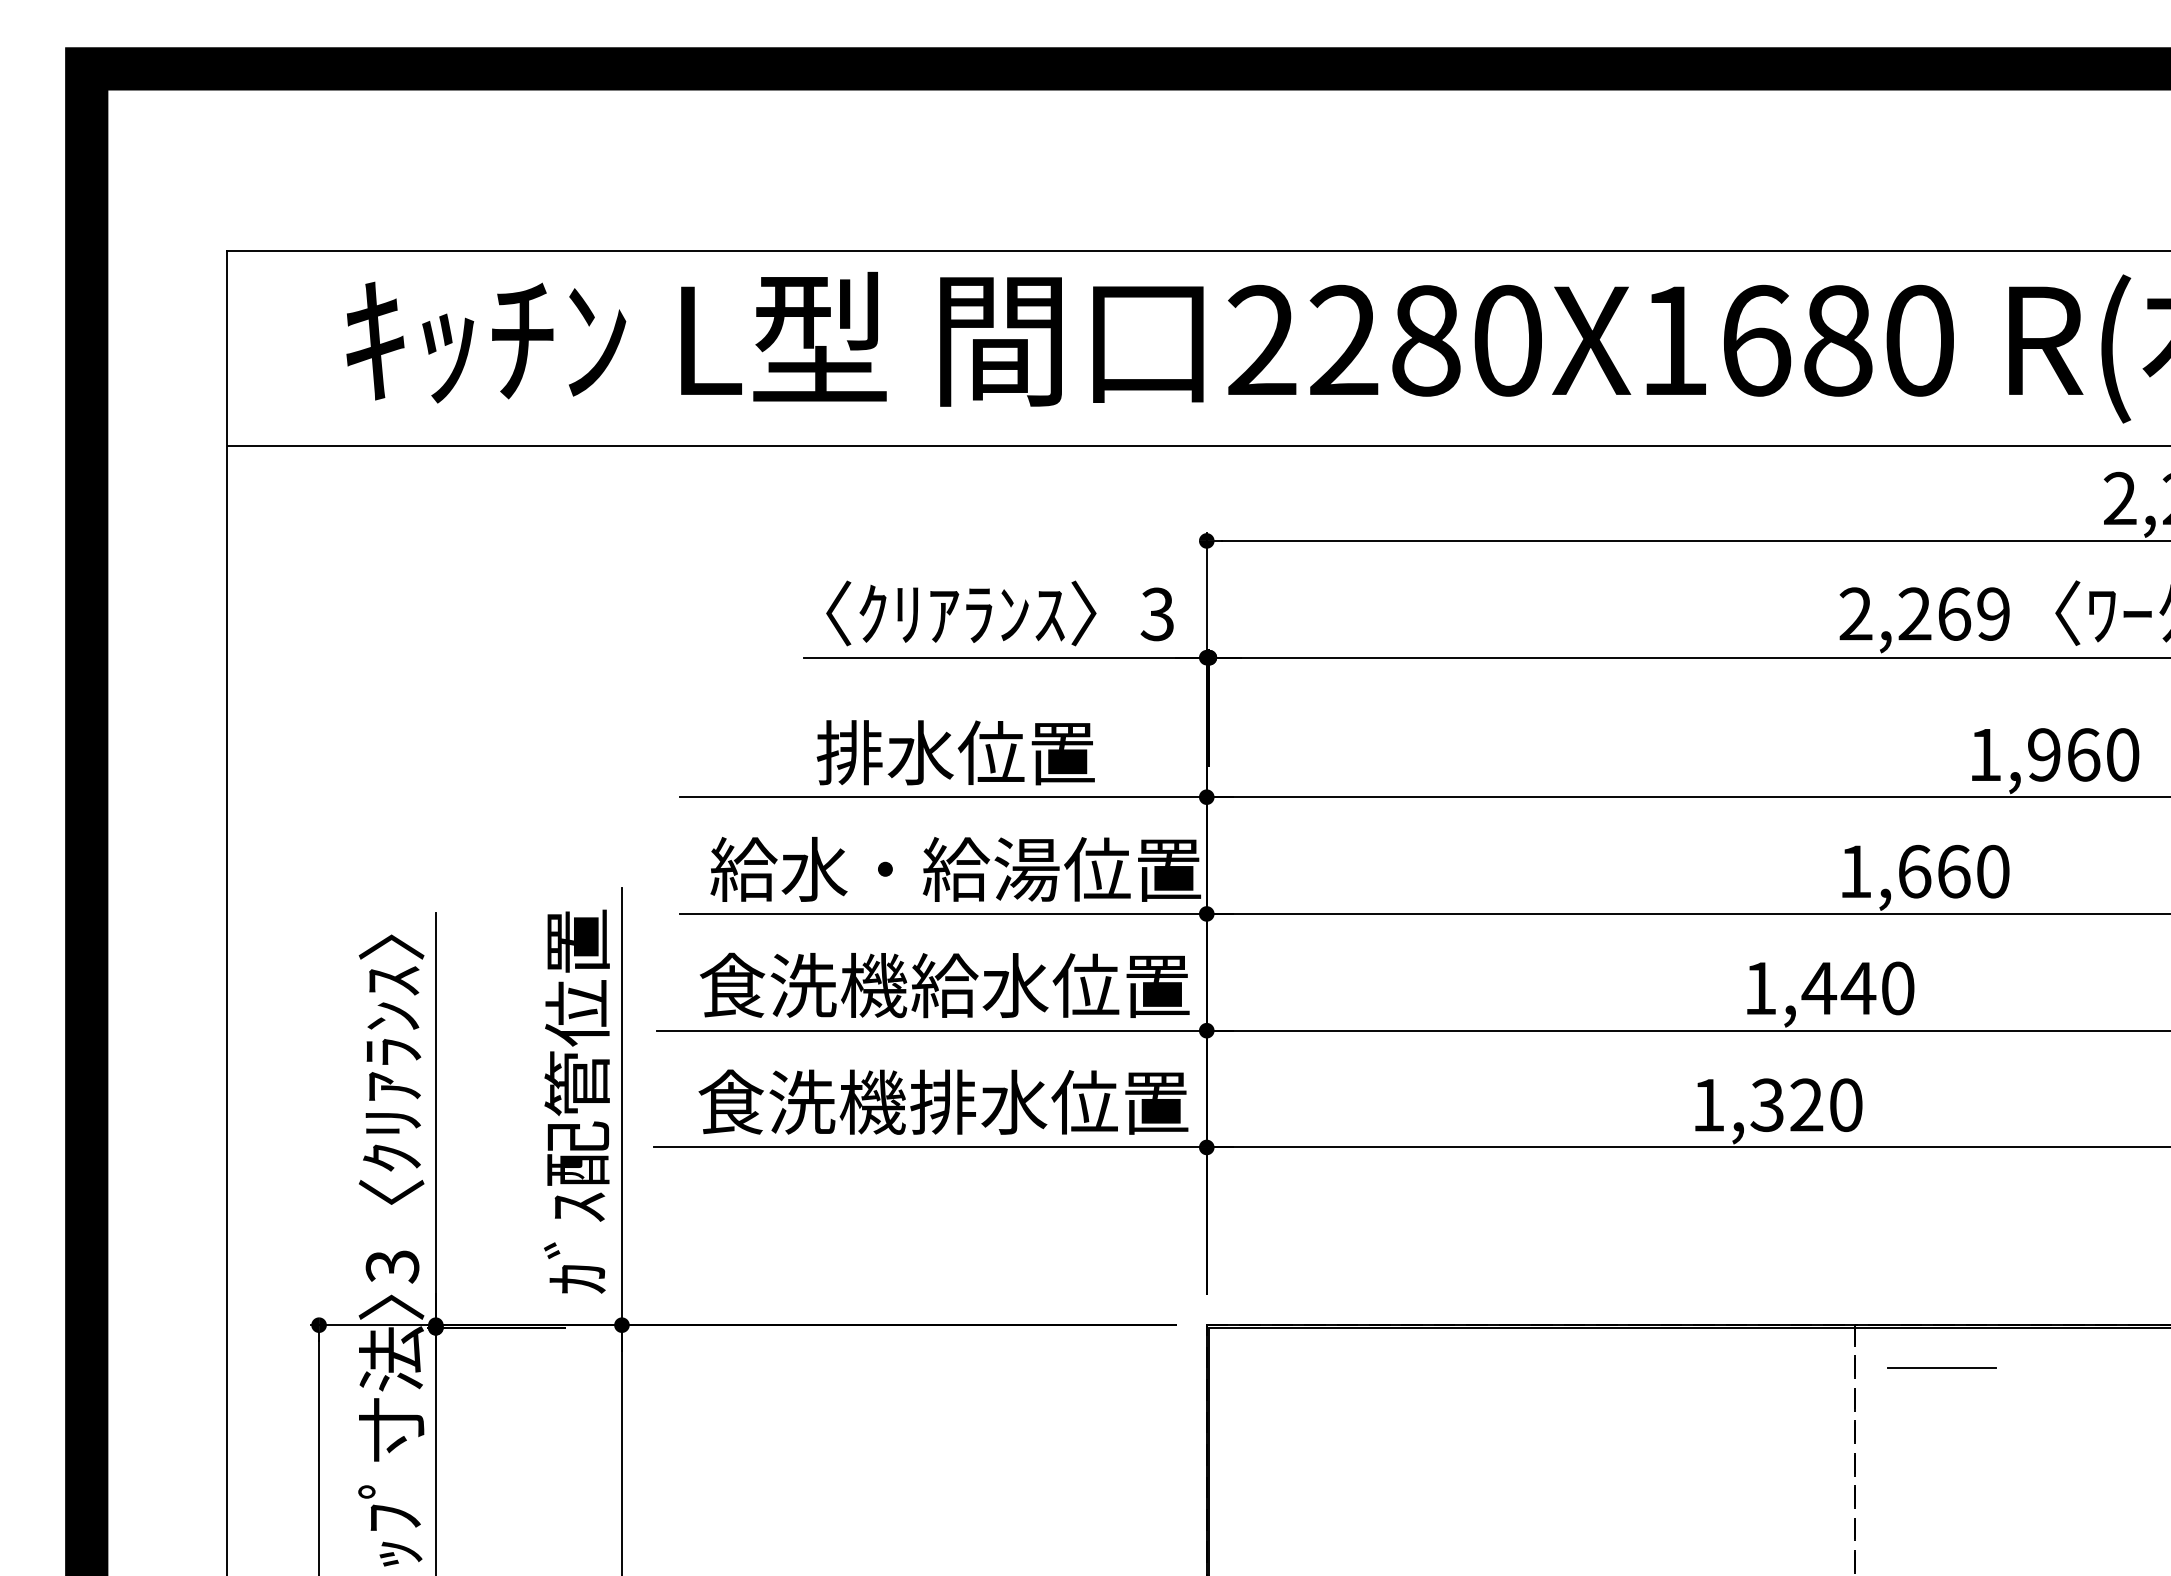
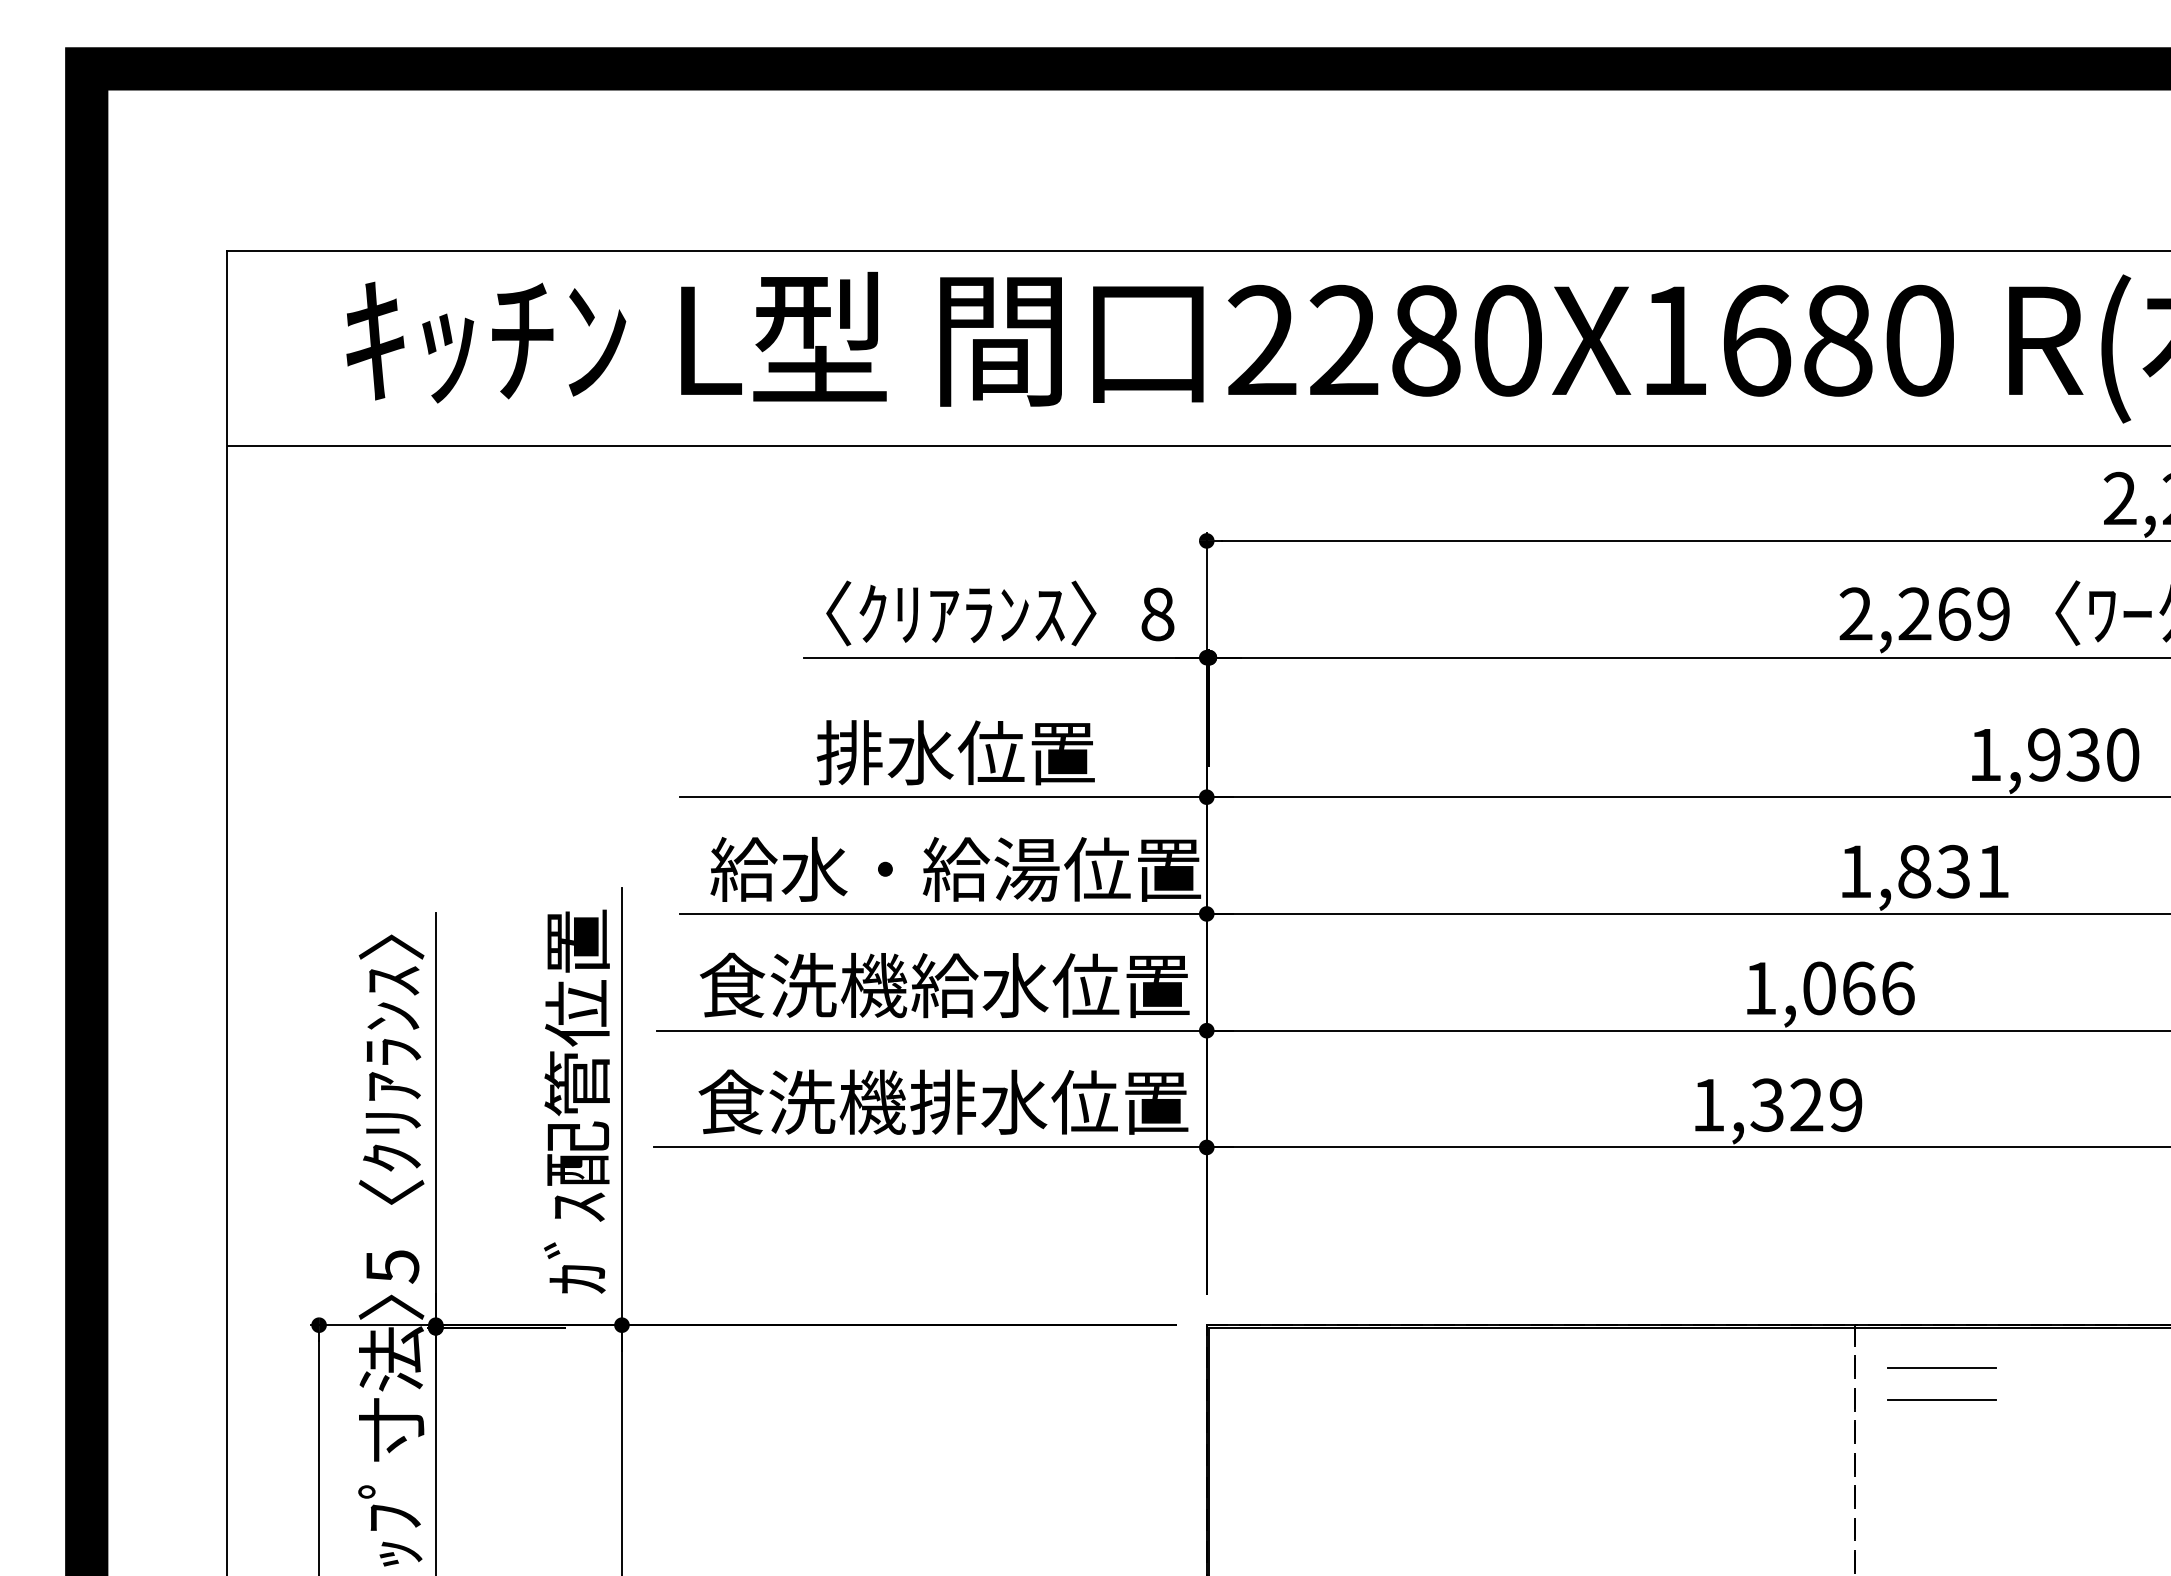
text: 3 -> 8 (1157, 614)
text: 1,960 -> 1,930 (2083, 754)
text: 1,660 -> 1,831 (1953, 871)
text: 1,440 -> 1,066 (1857, 988)
text: 1,320 -> 1,329 (1845, 1105)
text: 3 -> 5 (391, 1266)
line: none -> present (1941, 1399)
